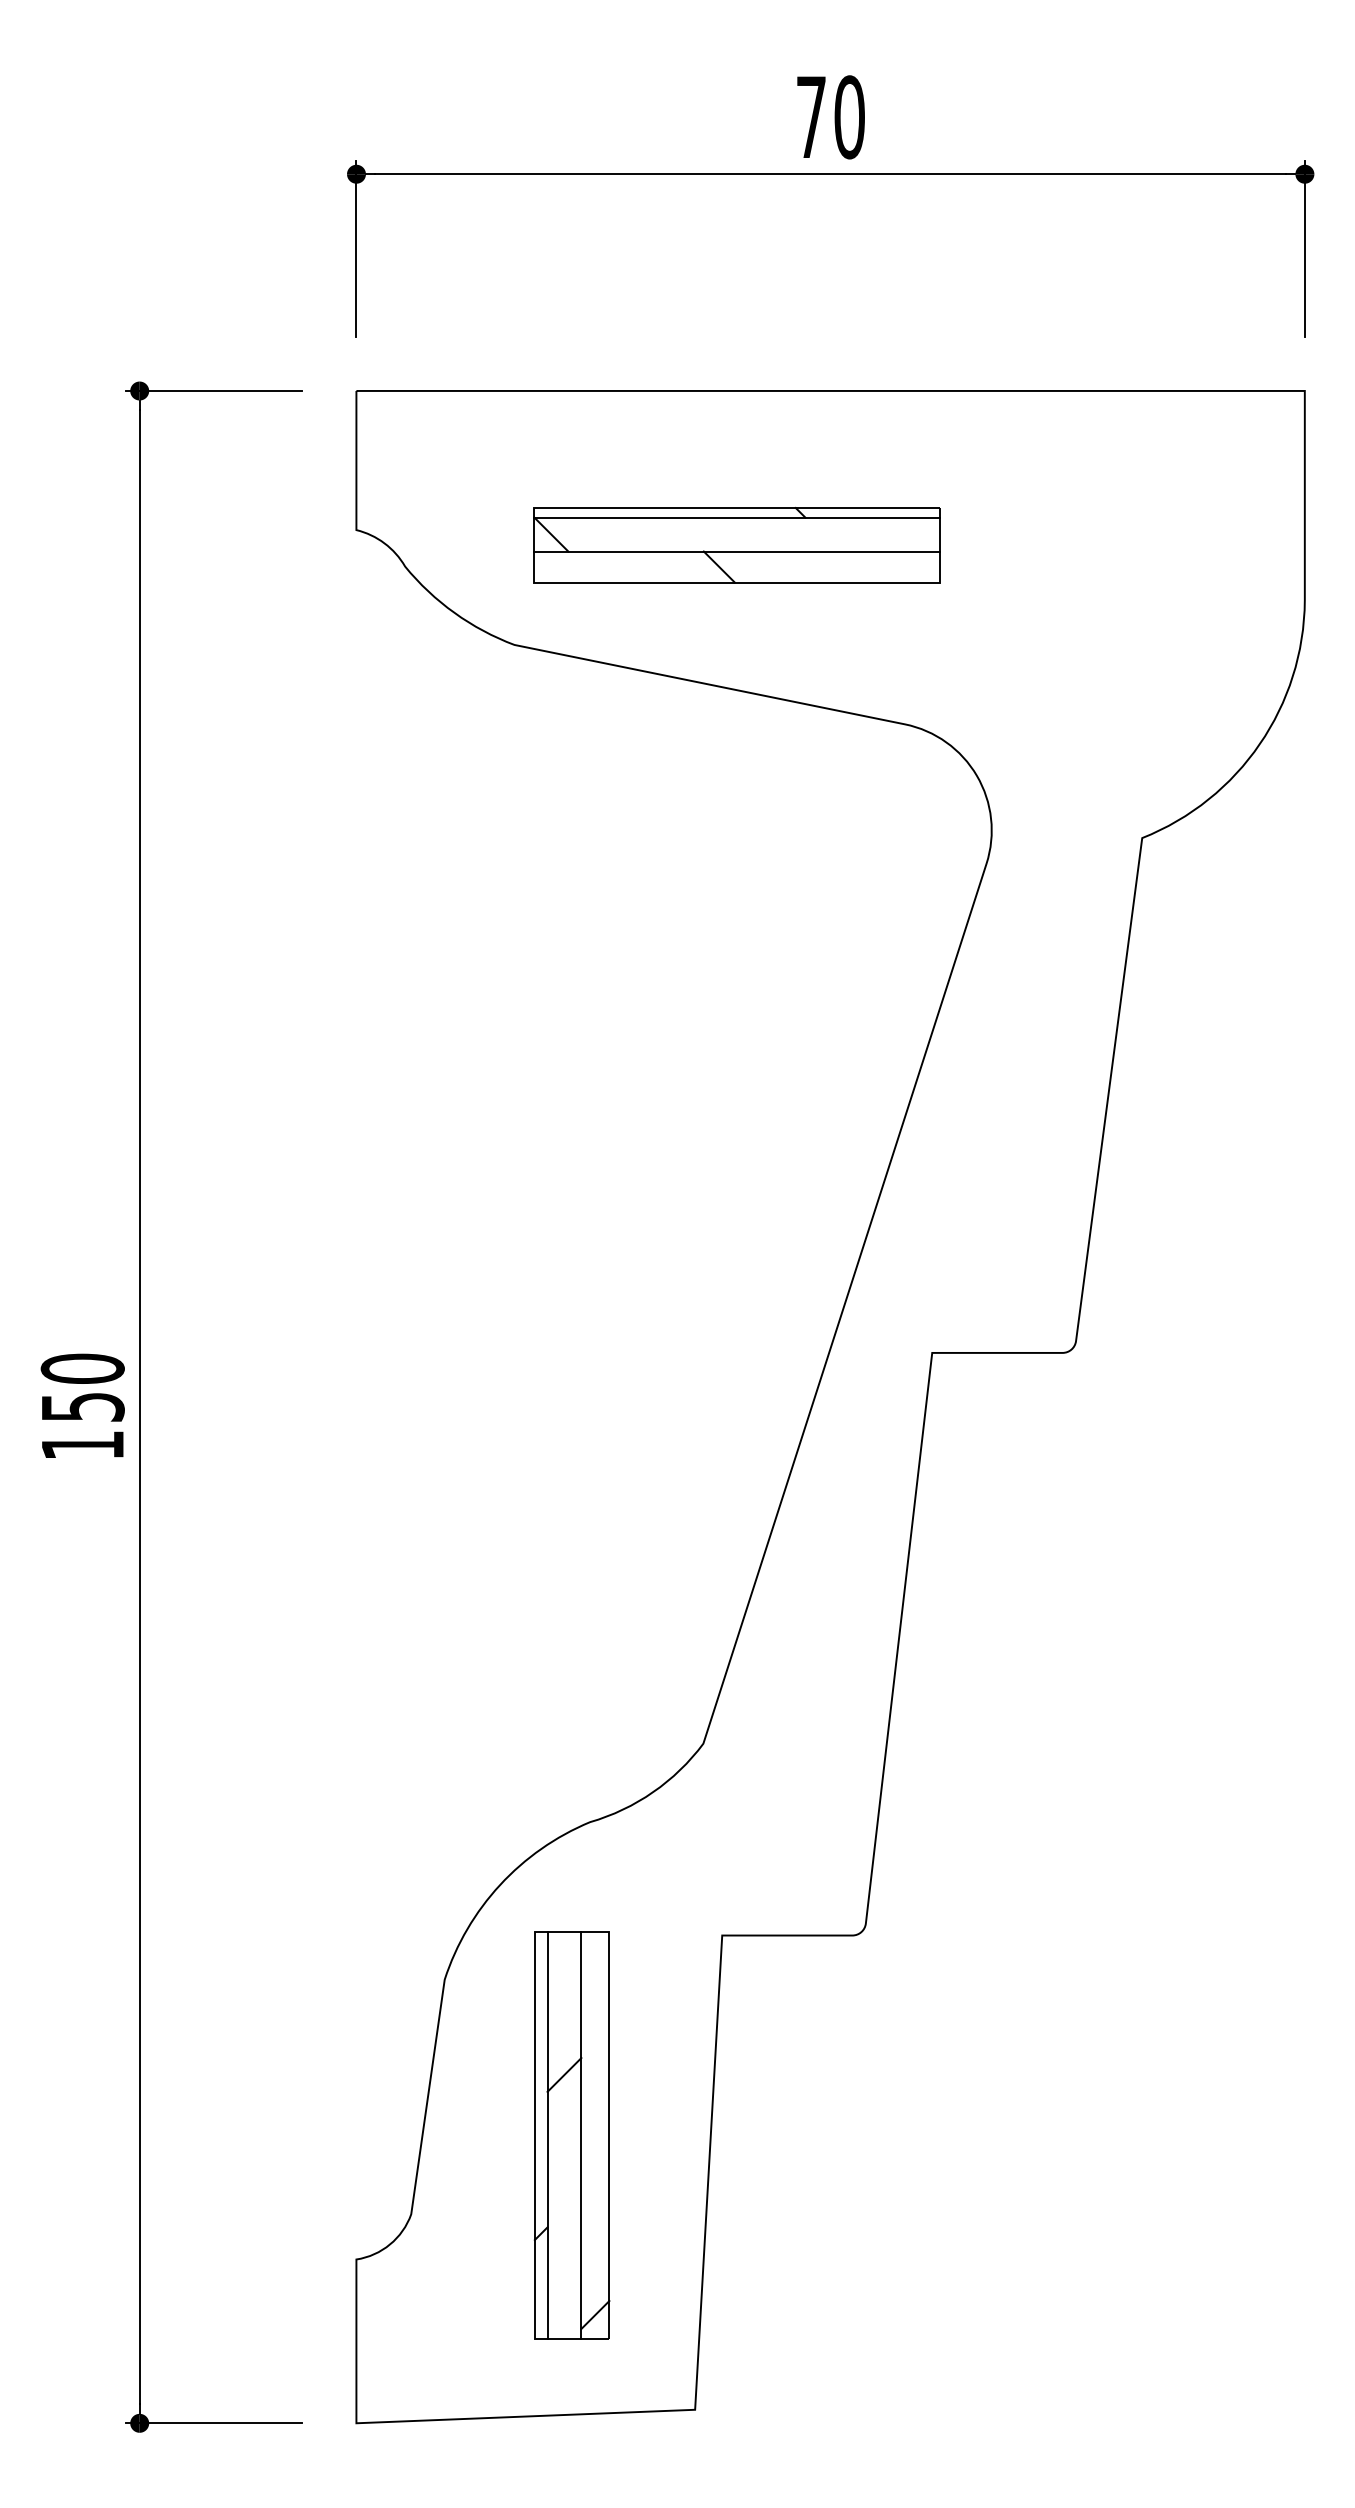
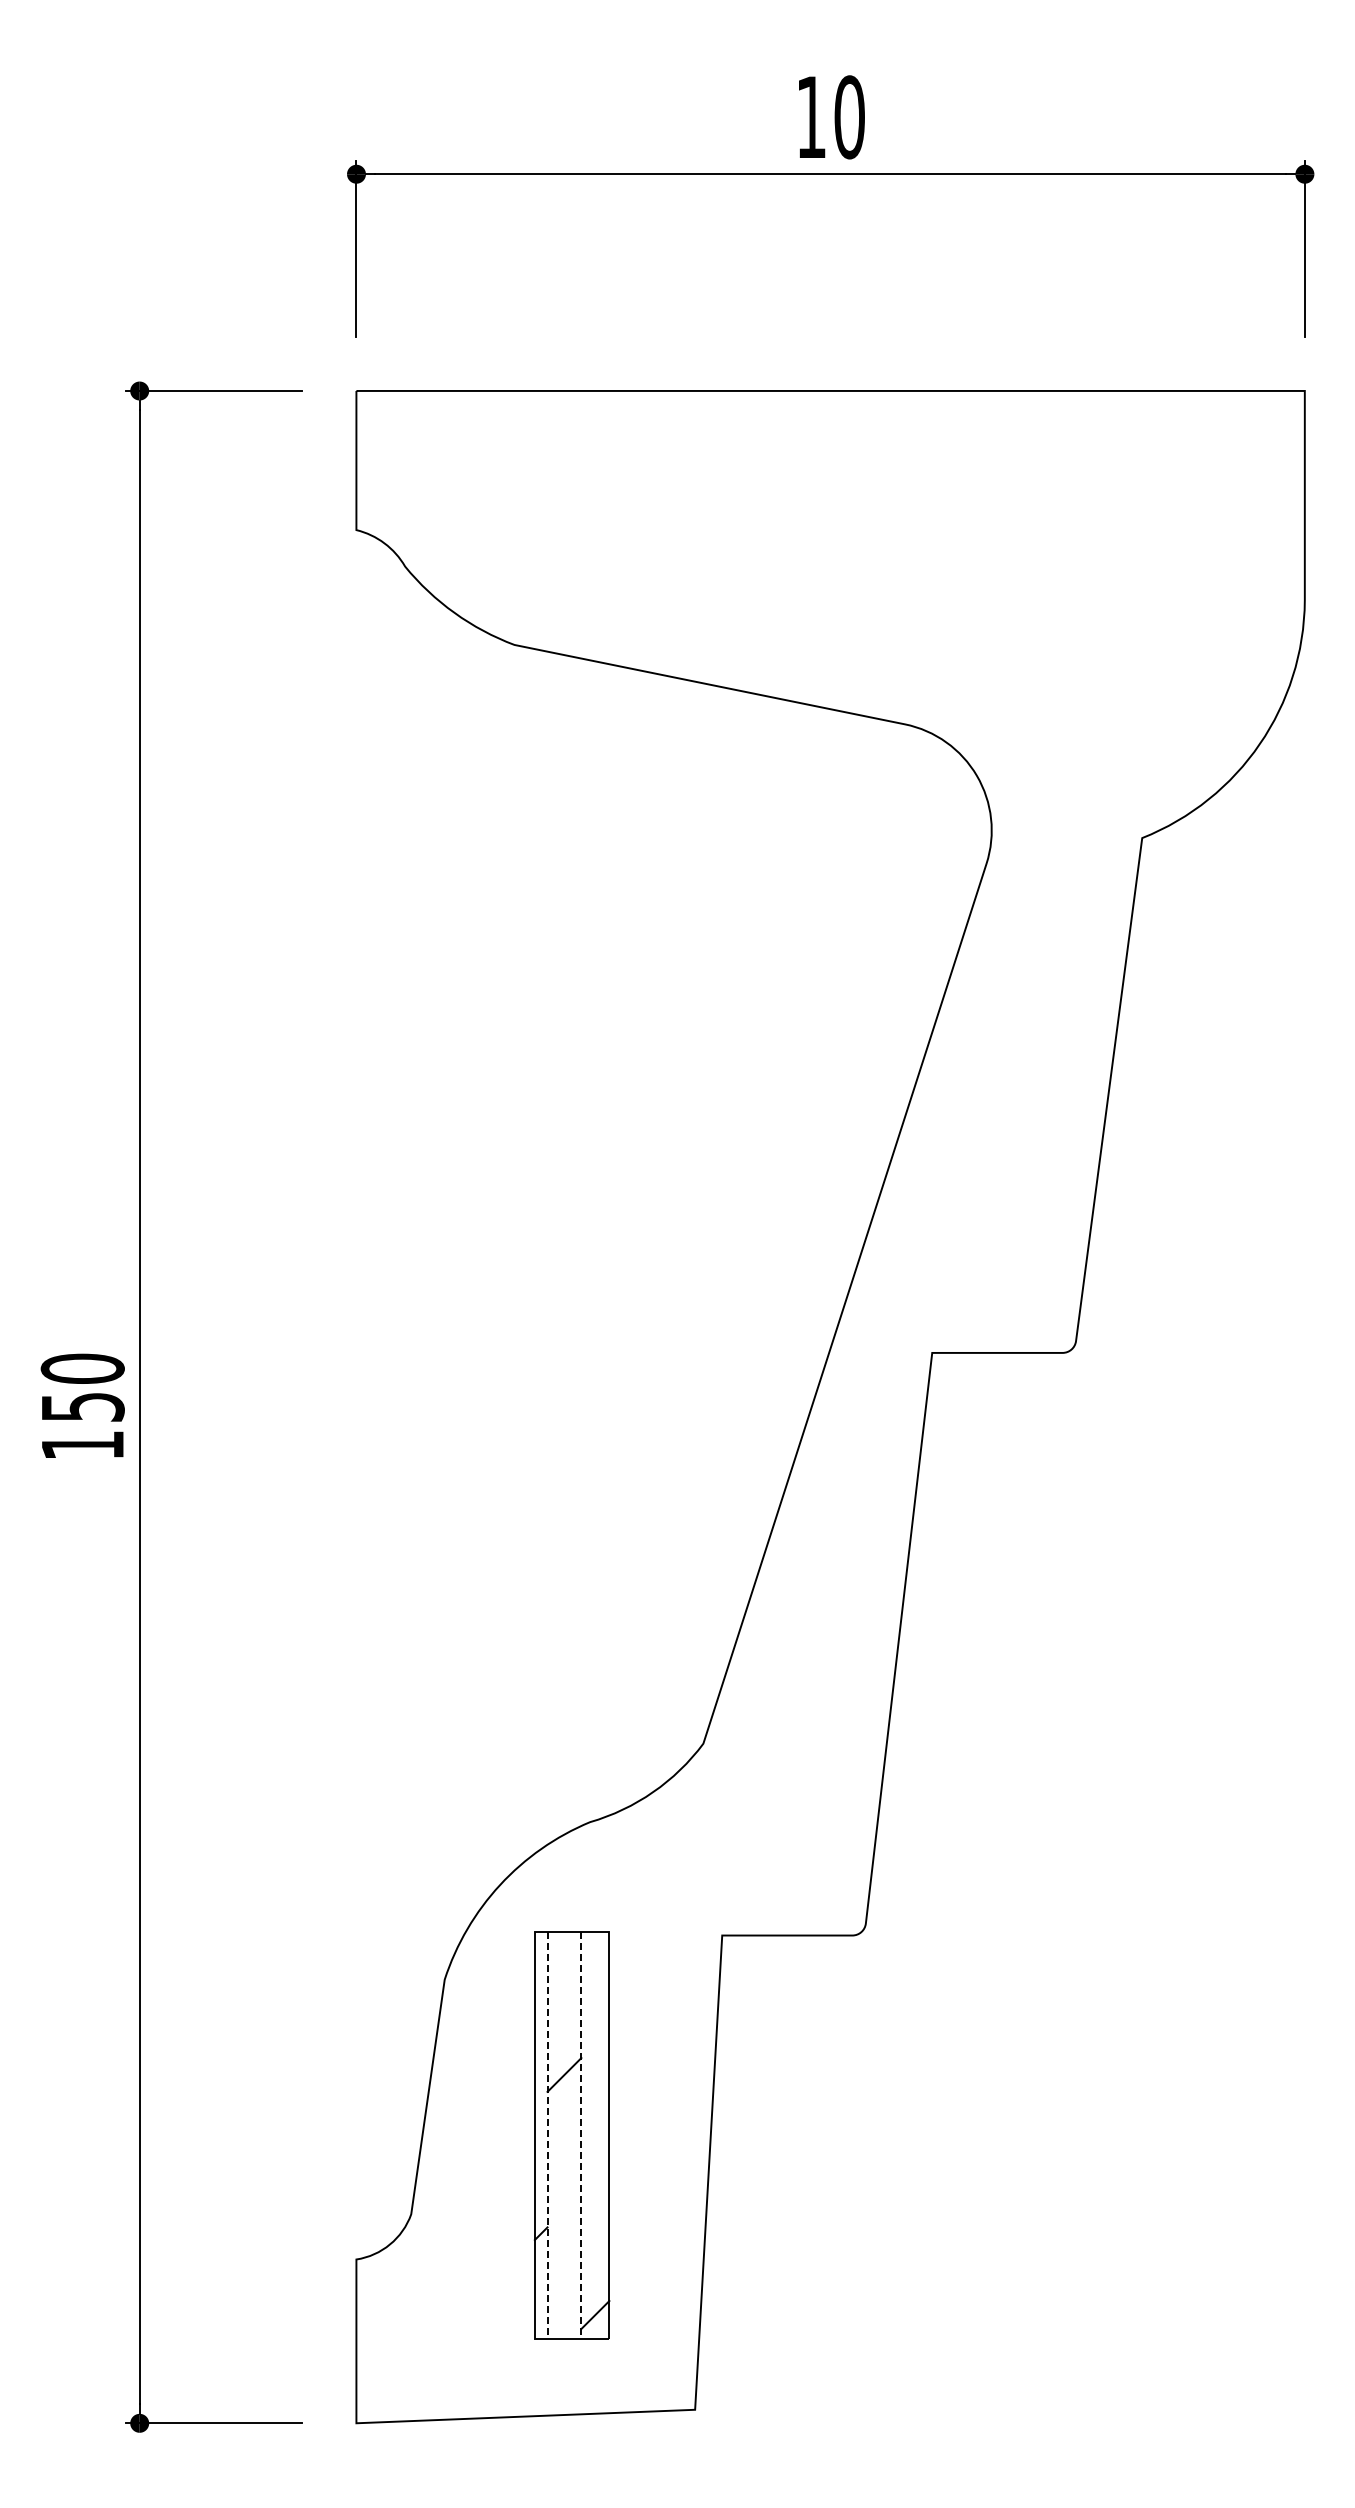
text: 70 -> 10 (811, 116)
part: present -> none (736, 545)
line: solid -> dashed (547, 2136)
line: solid -> dashed (581, 2136)
